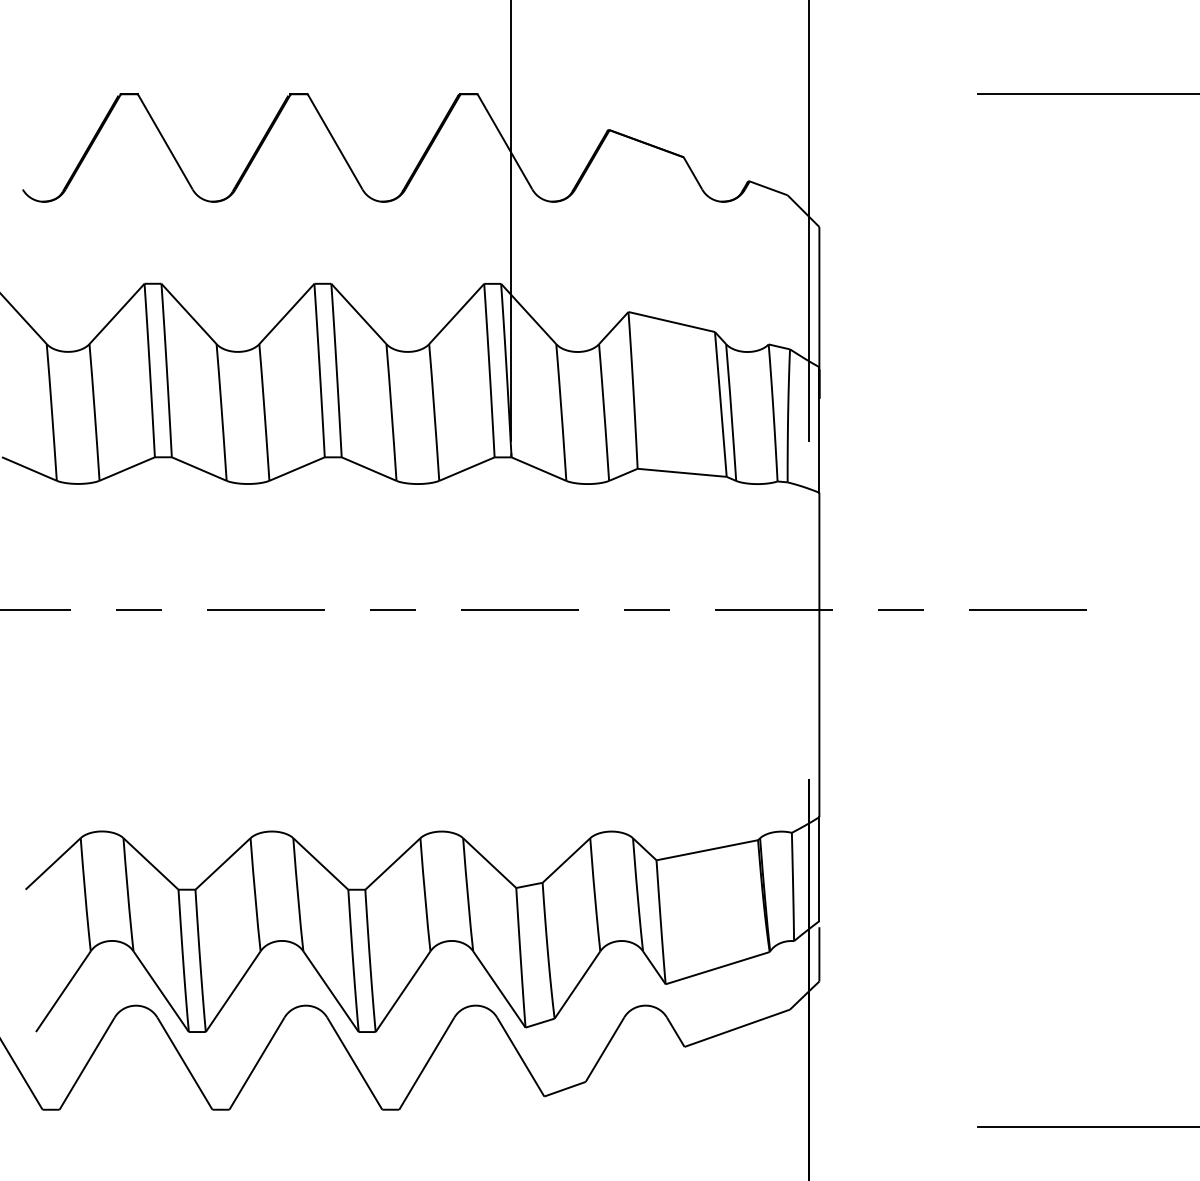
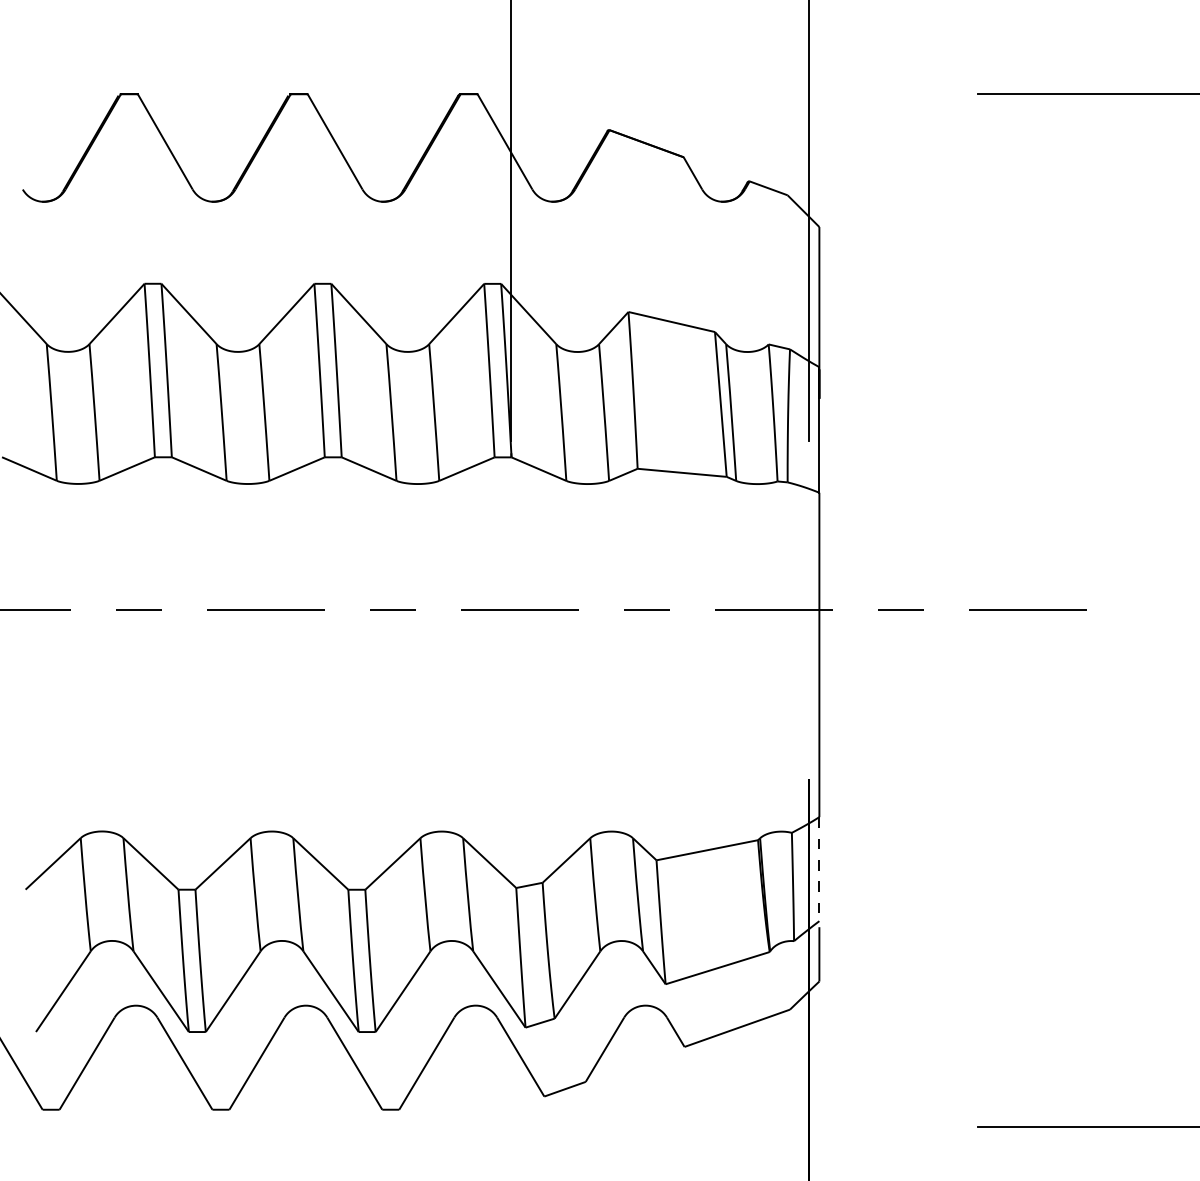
line: solid -> dashed (819, 869)
